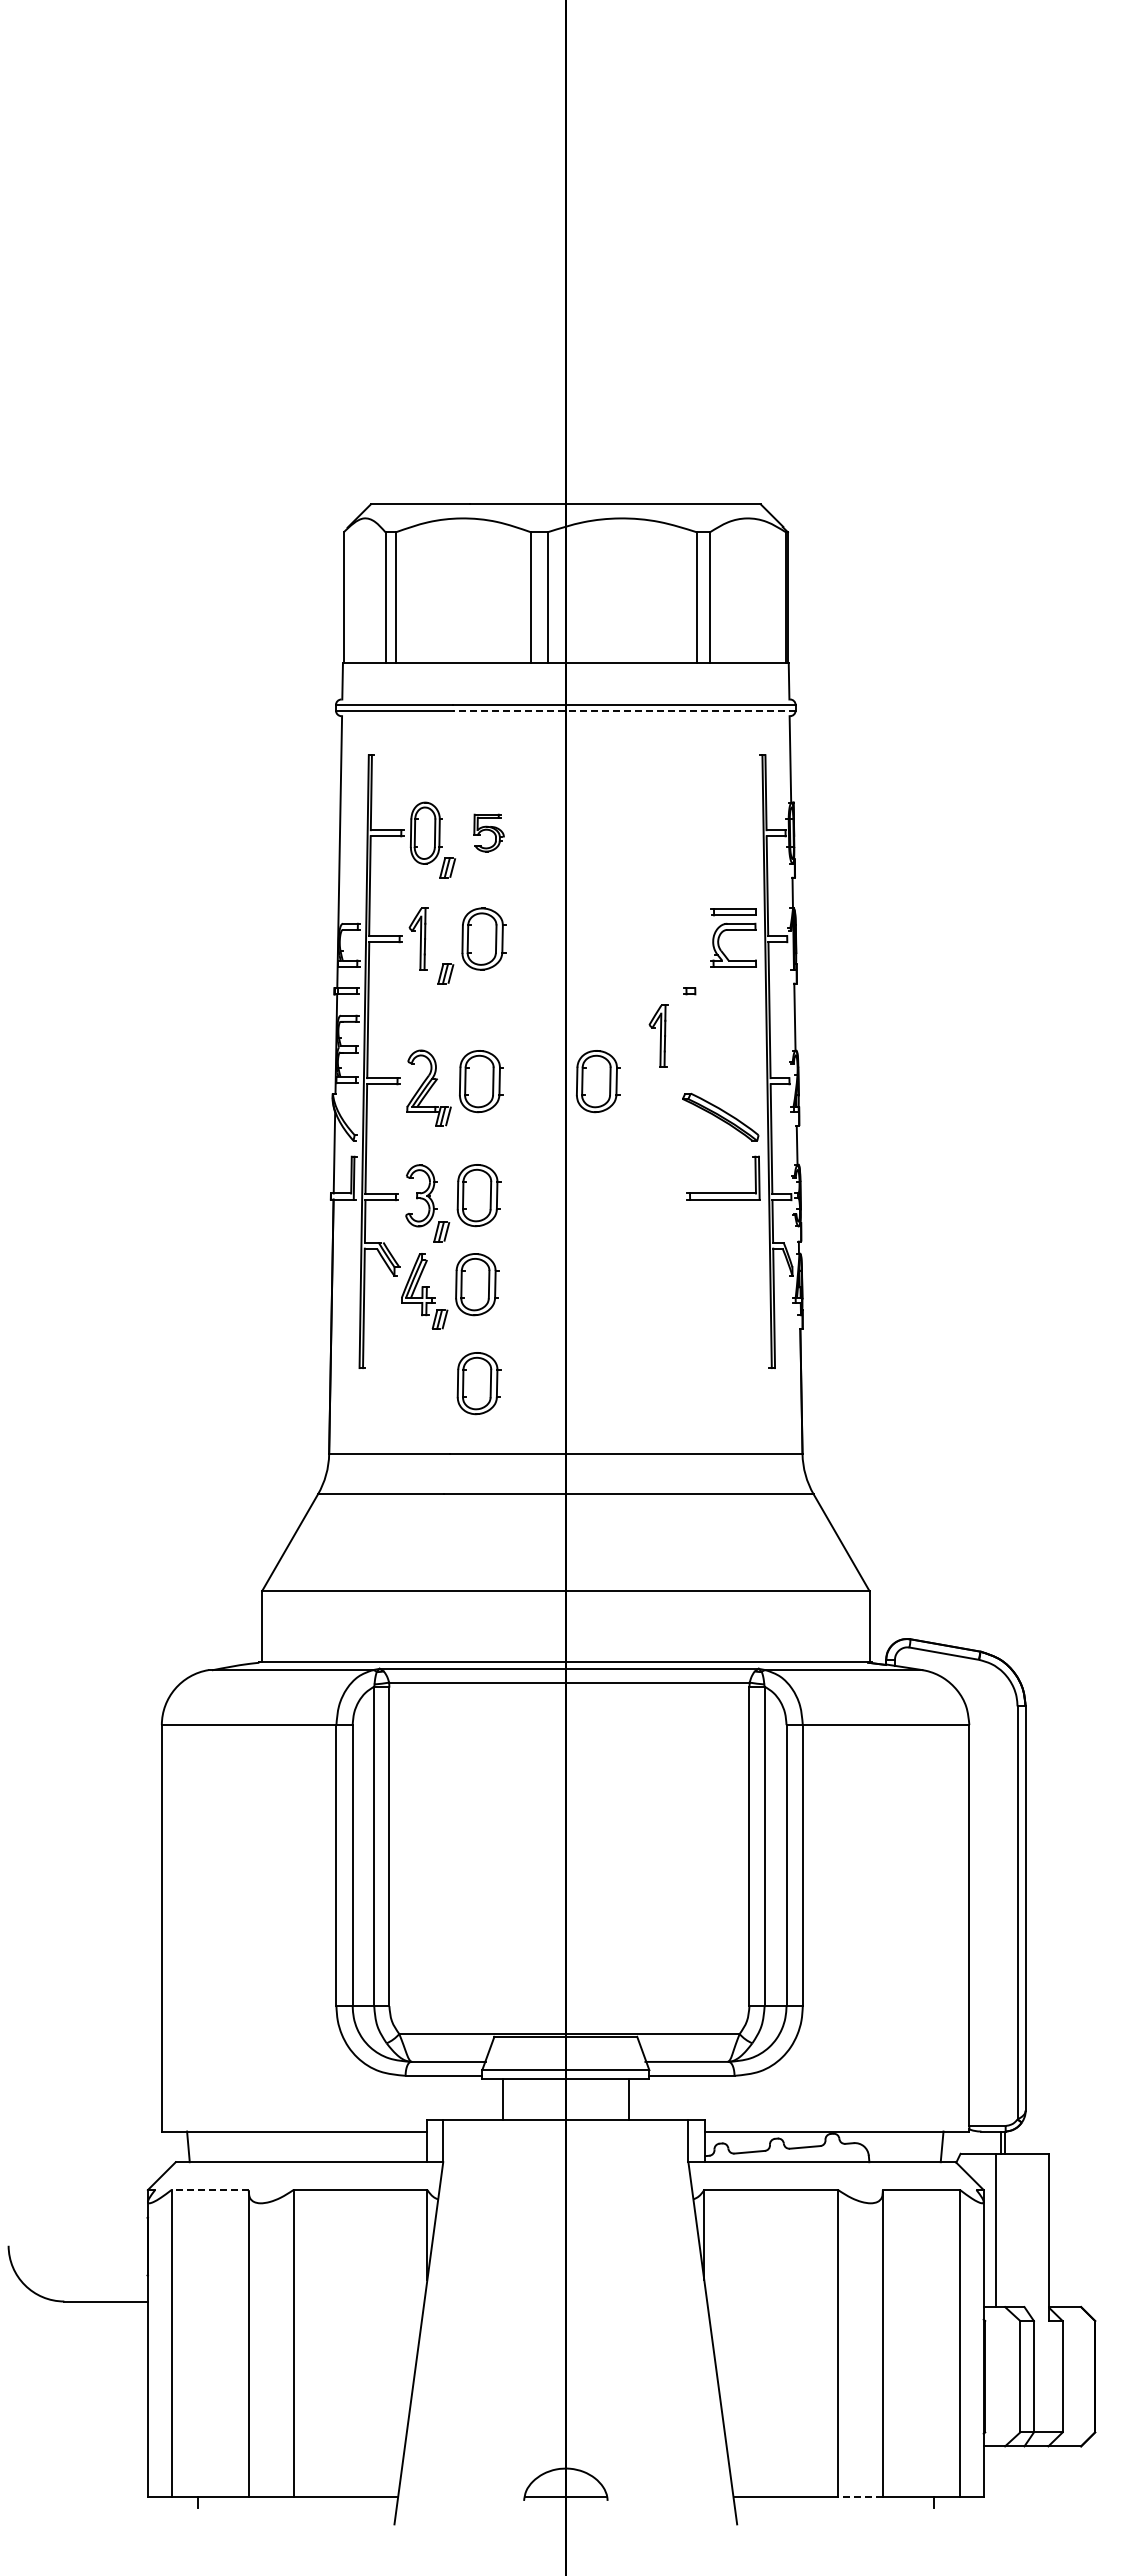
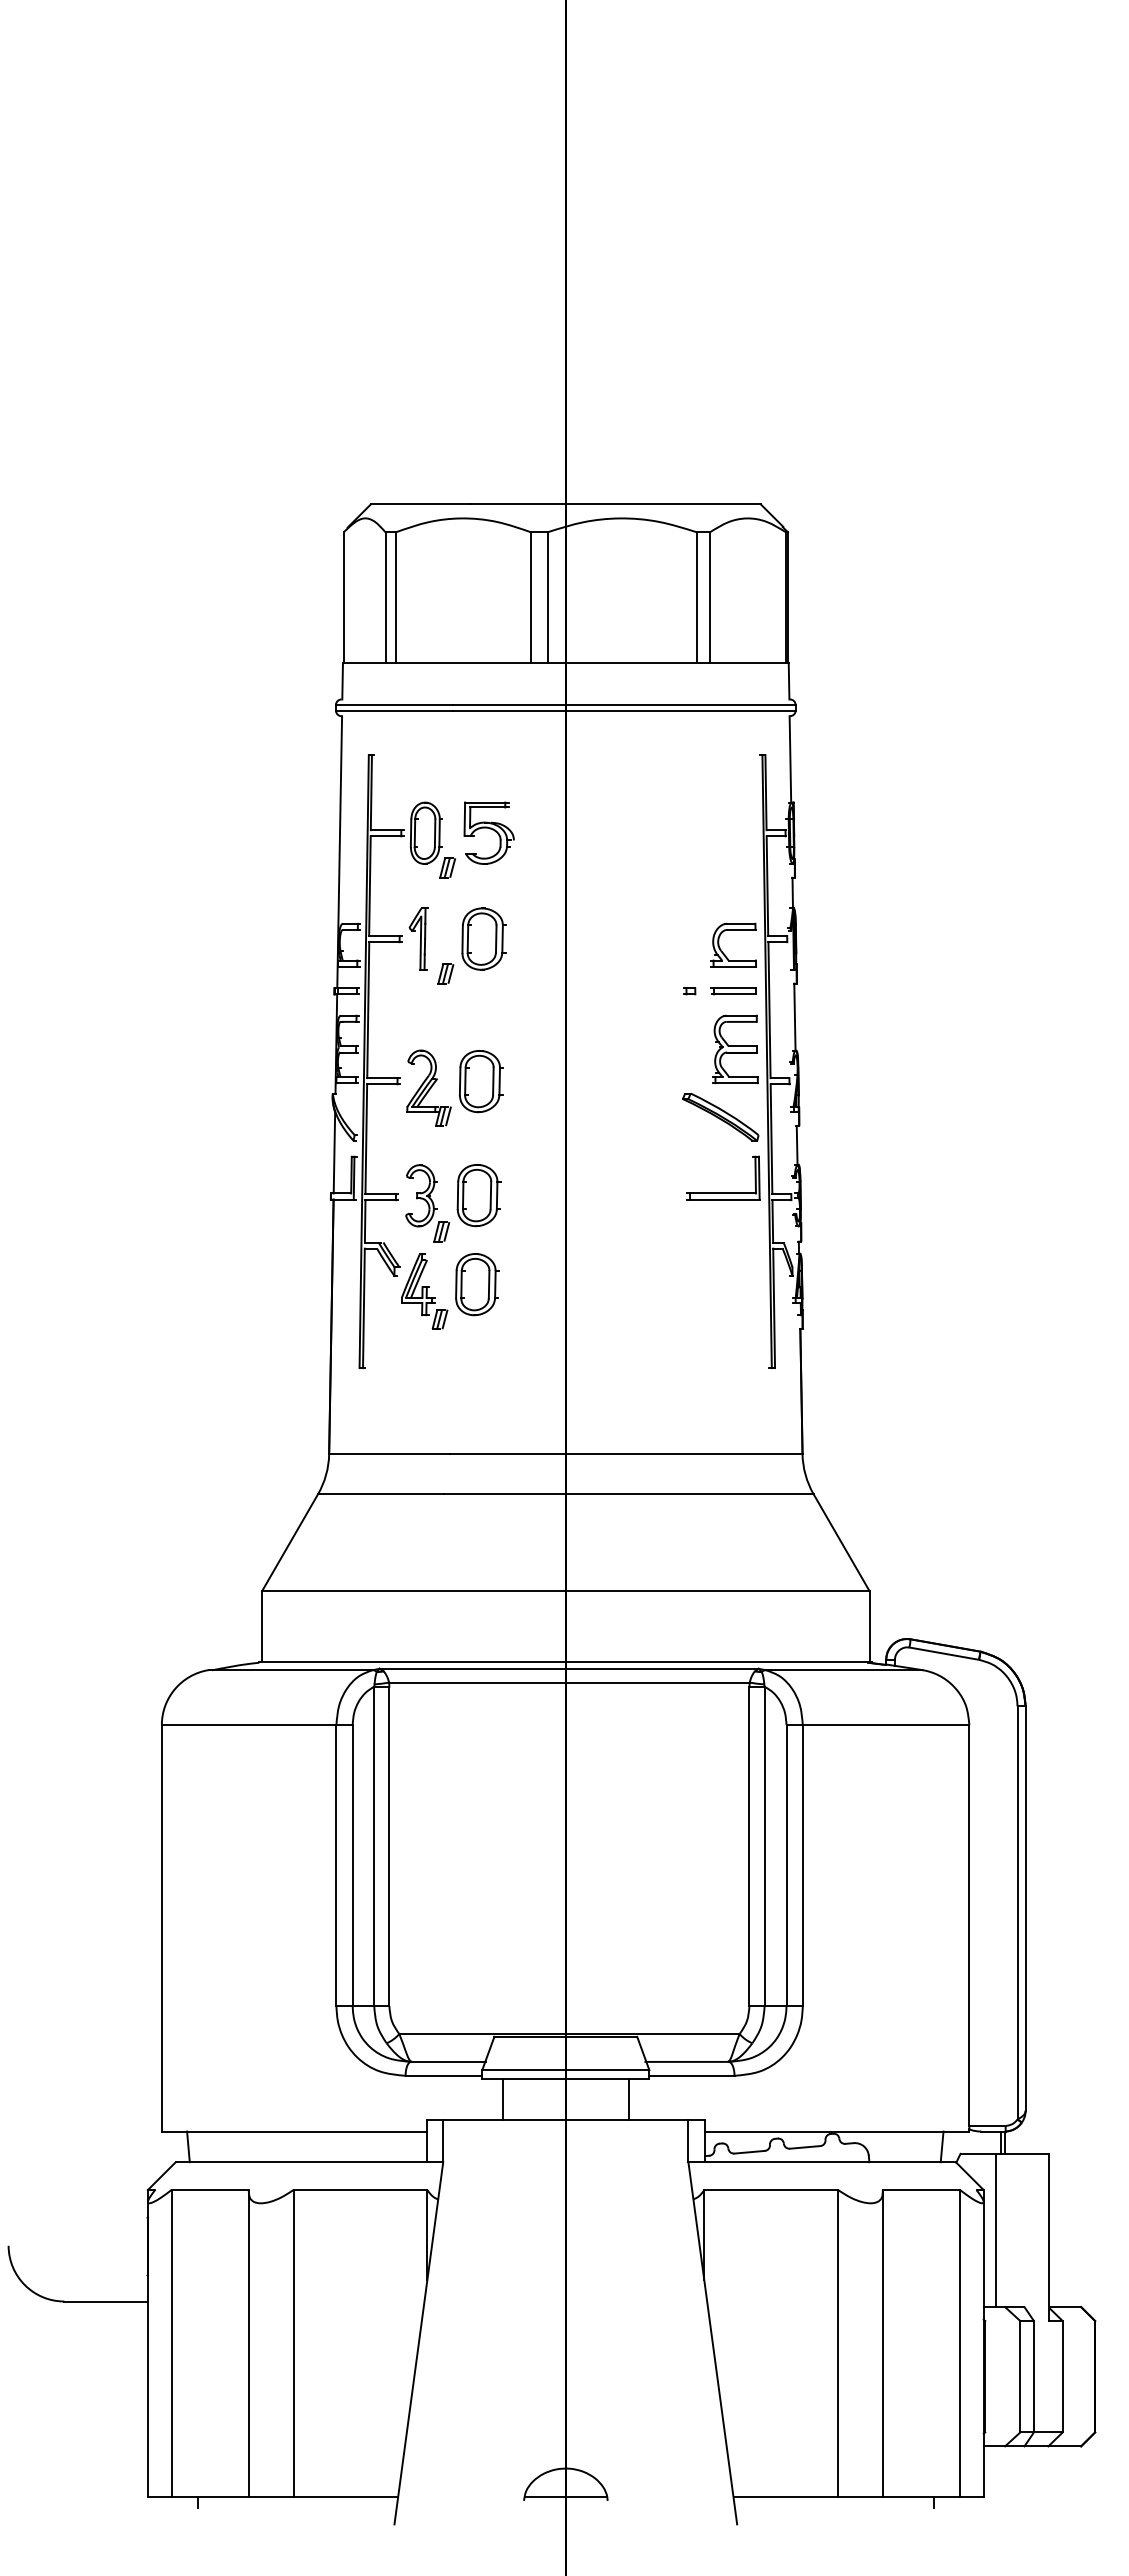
line: dashed -> solid (623, 710)
part size: 32x40 px -> 52x64 px (488, 832)
part position: (733, 912) -> (733, 991) (733, 991)
part: present -> none (658, 1035)
part: none -> present (735, 1049)
part: present -> none (598, 1081)
part: present -> none (478, 1383)
line: dashed -> solid (210, 2190)
line: dashed -> solid (860, 2496)
